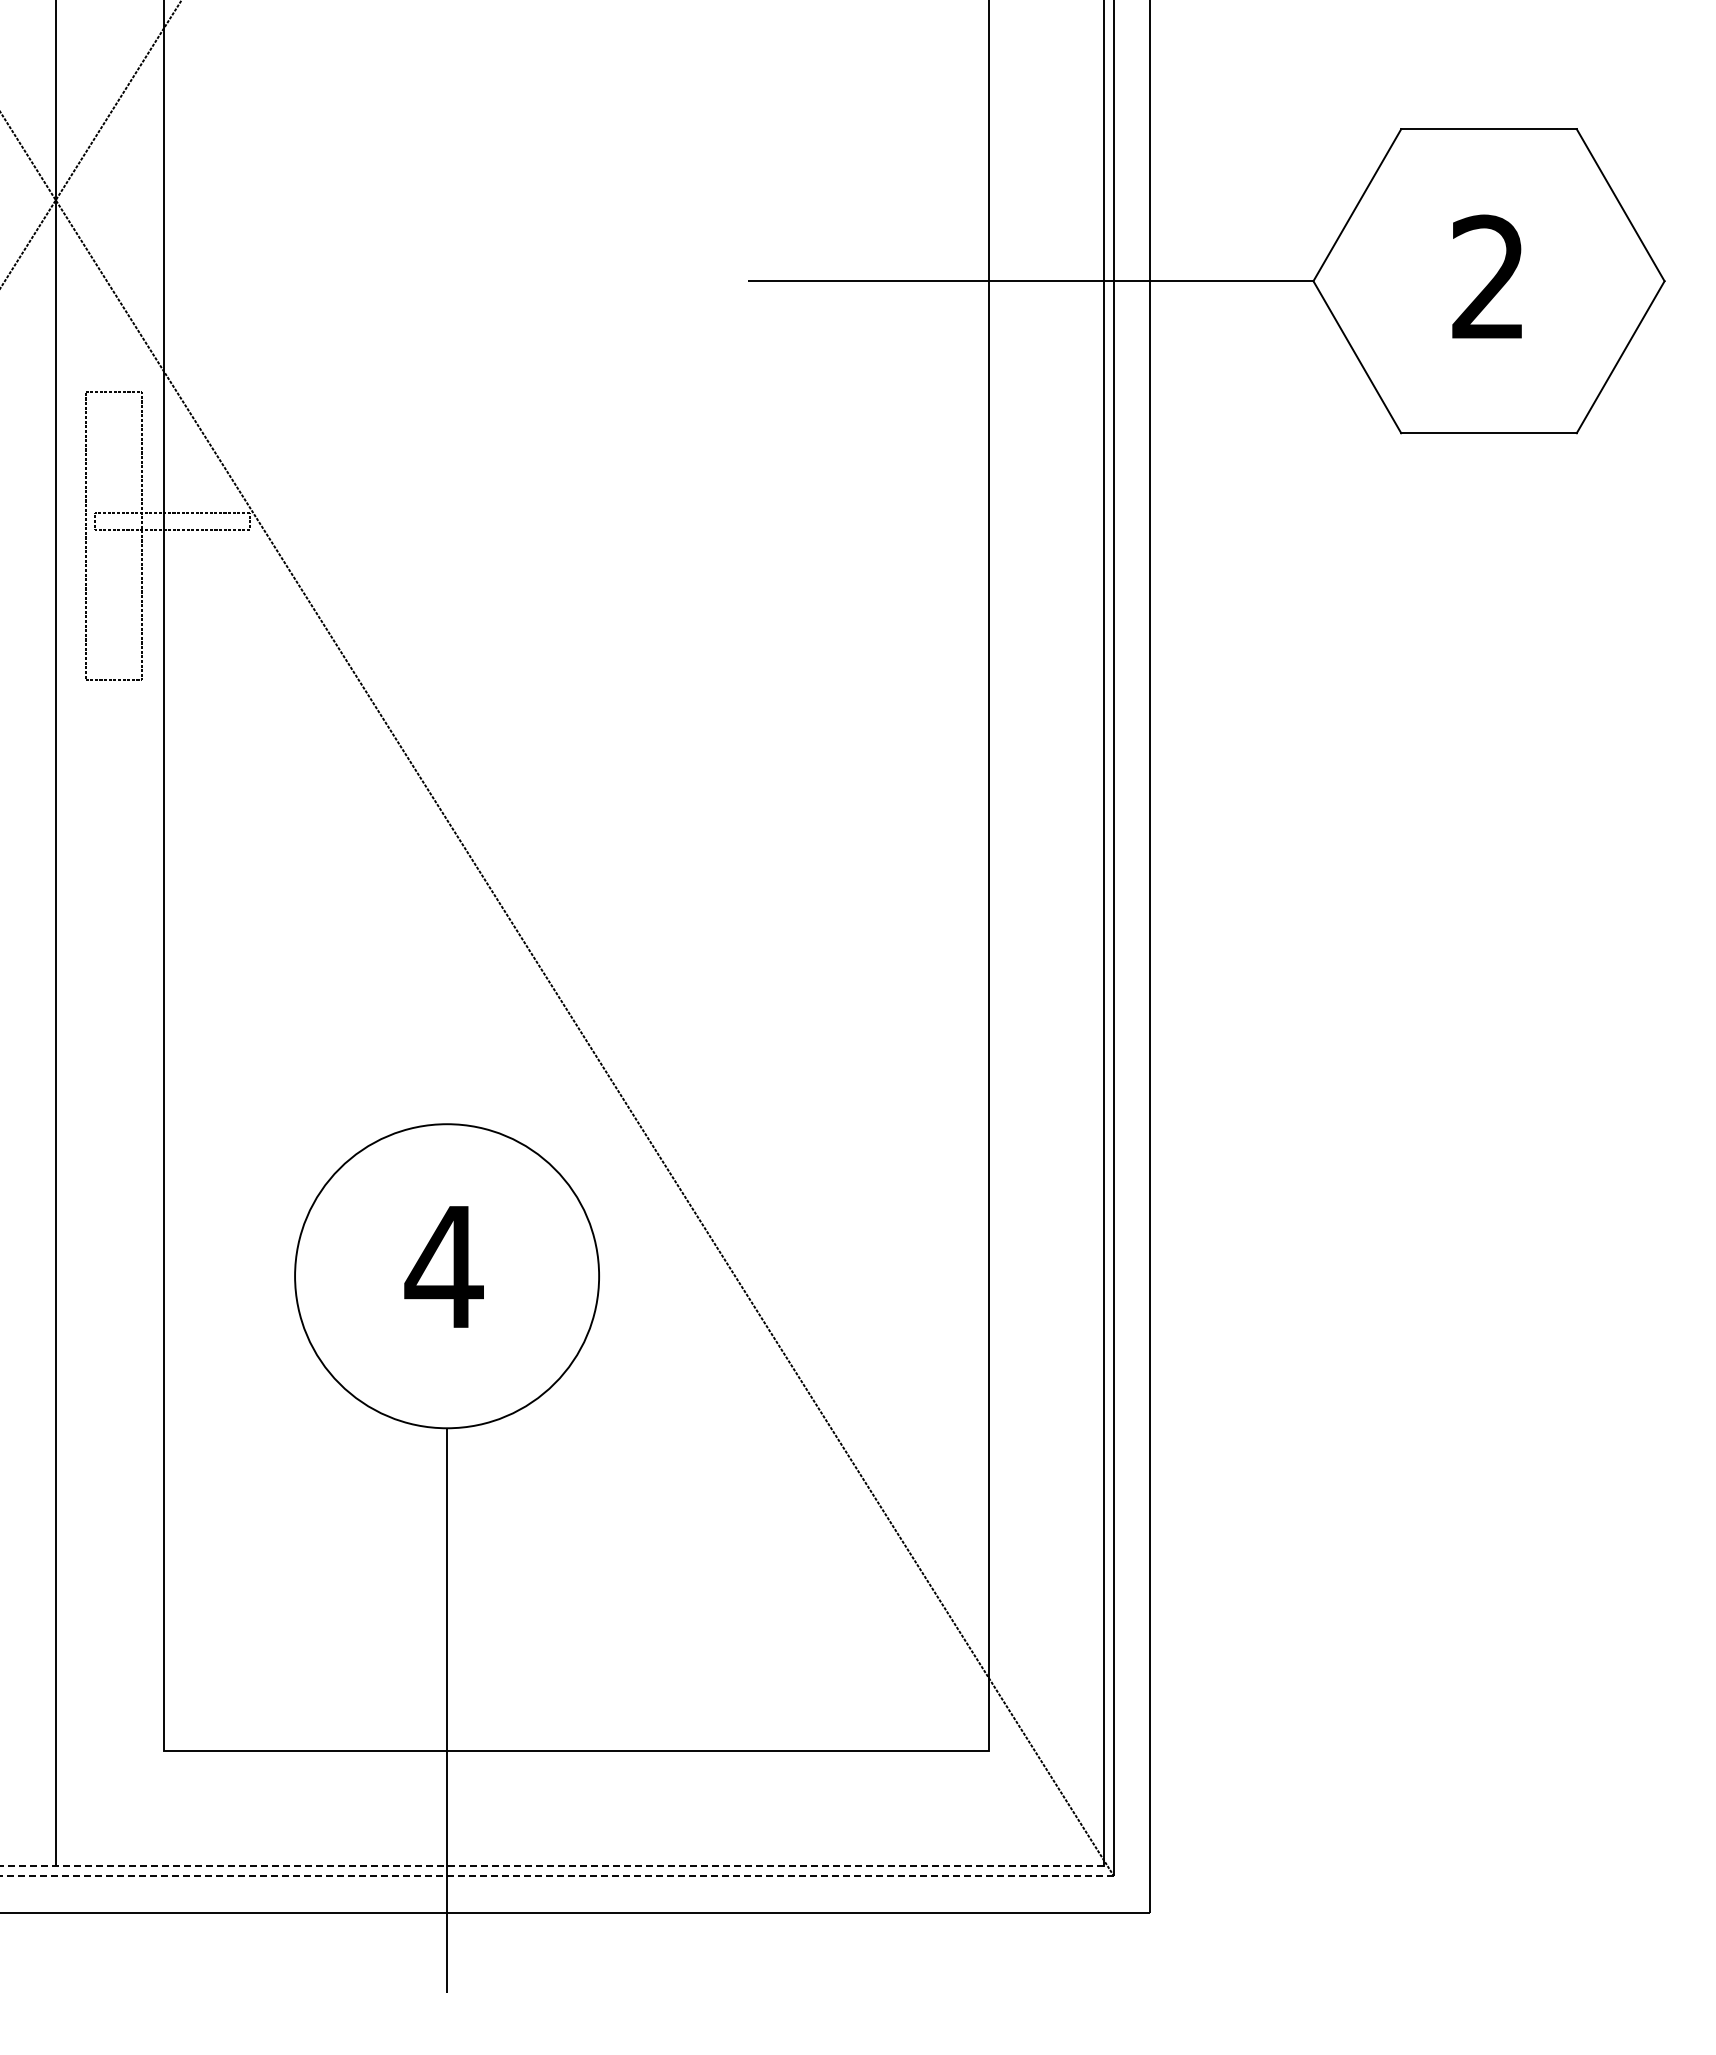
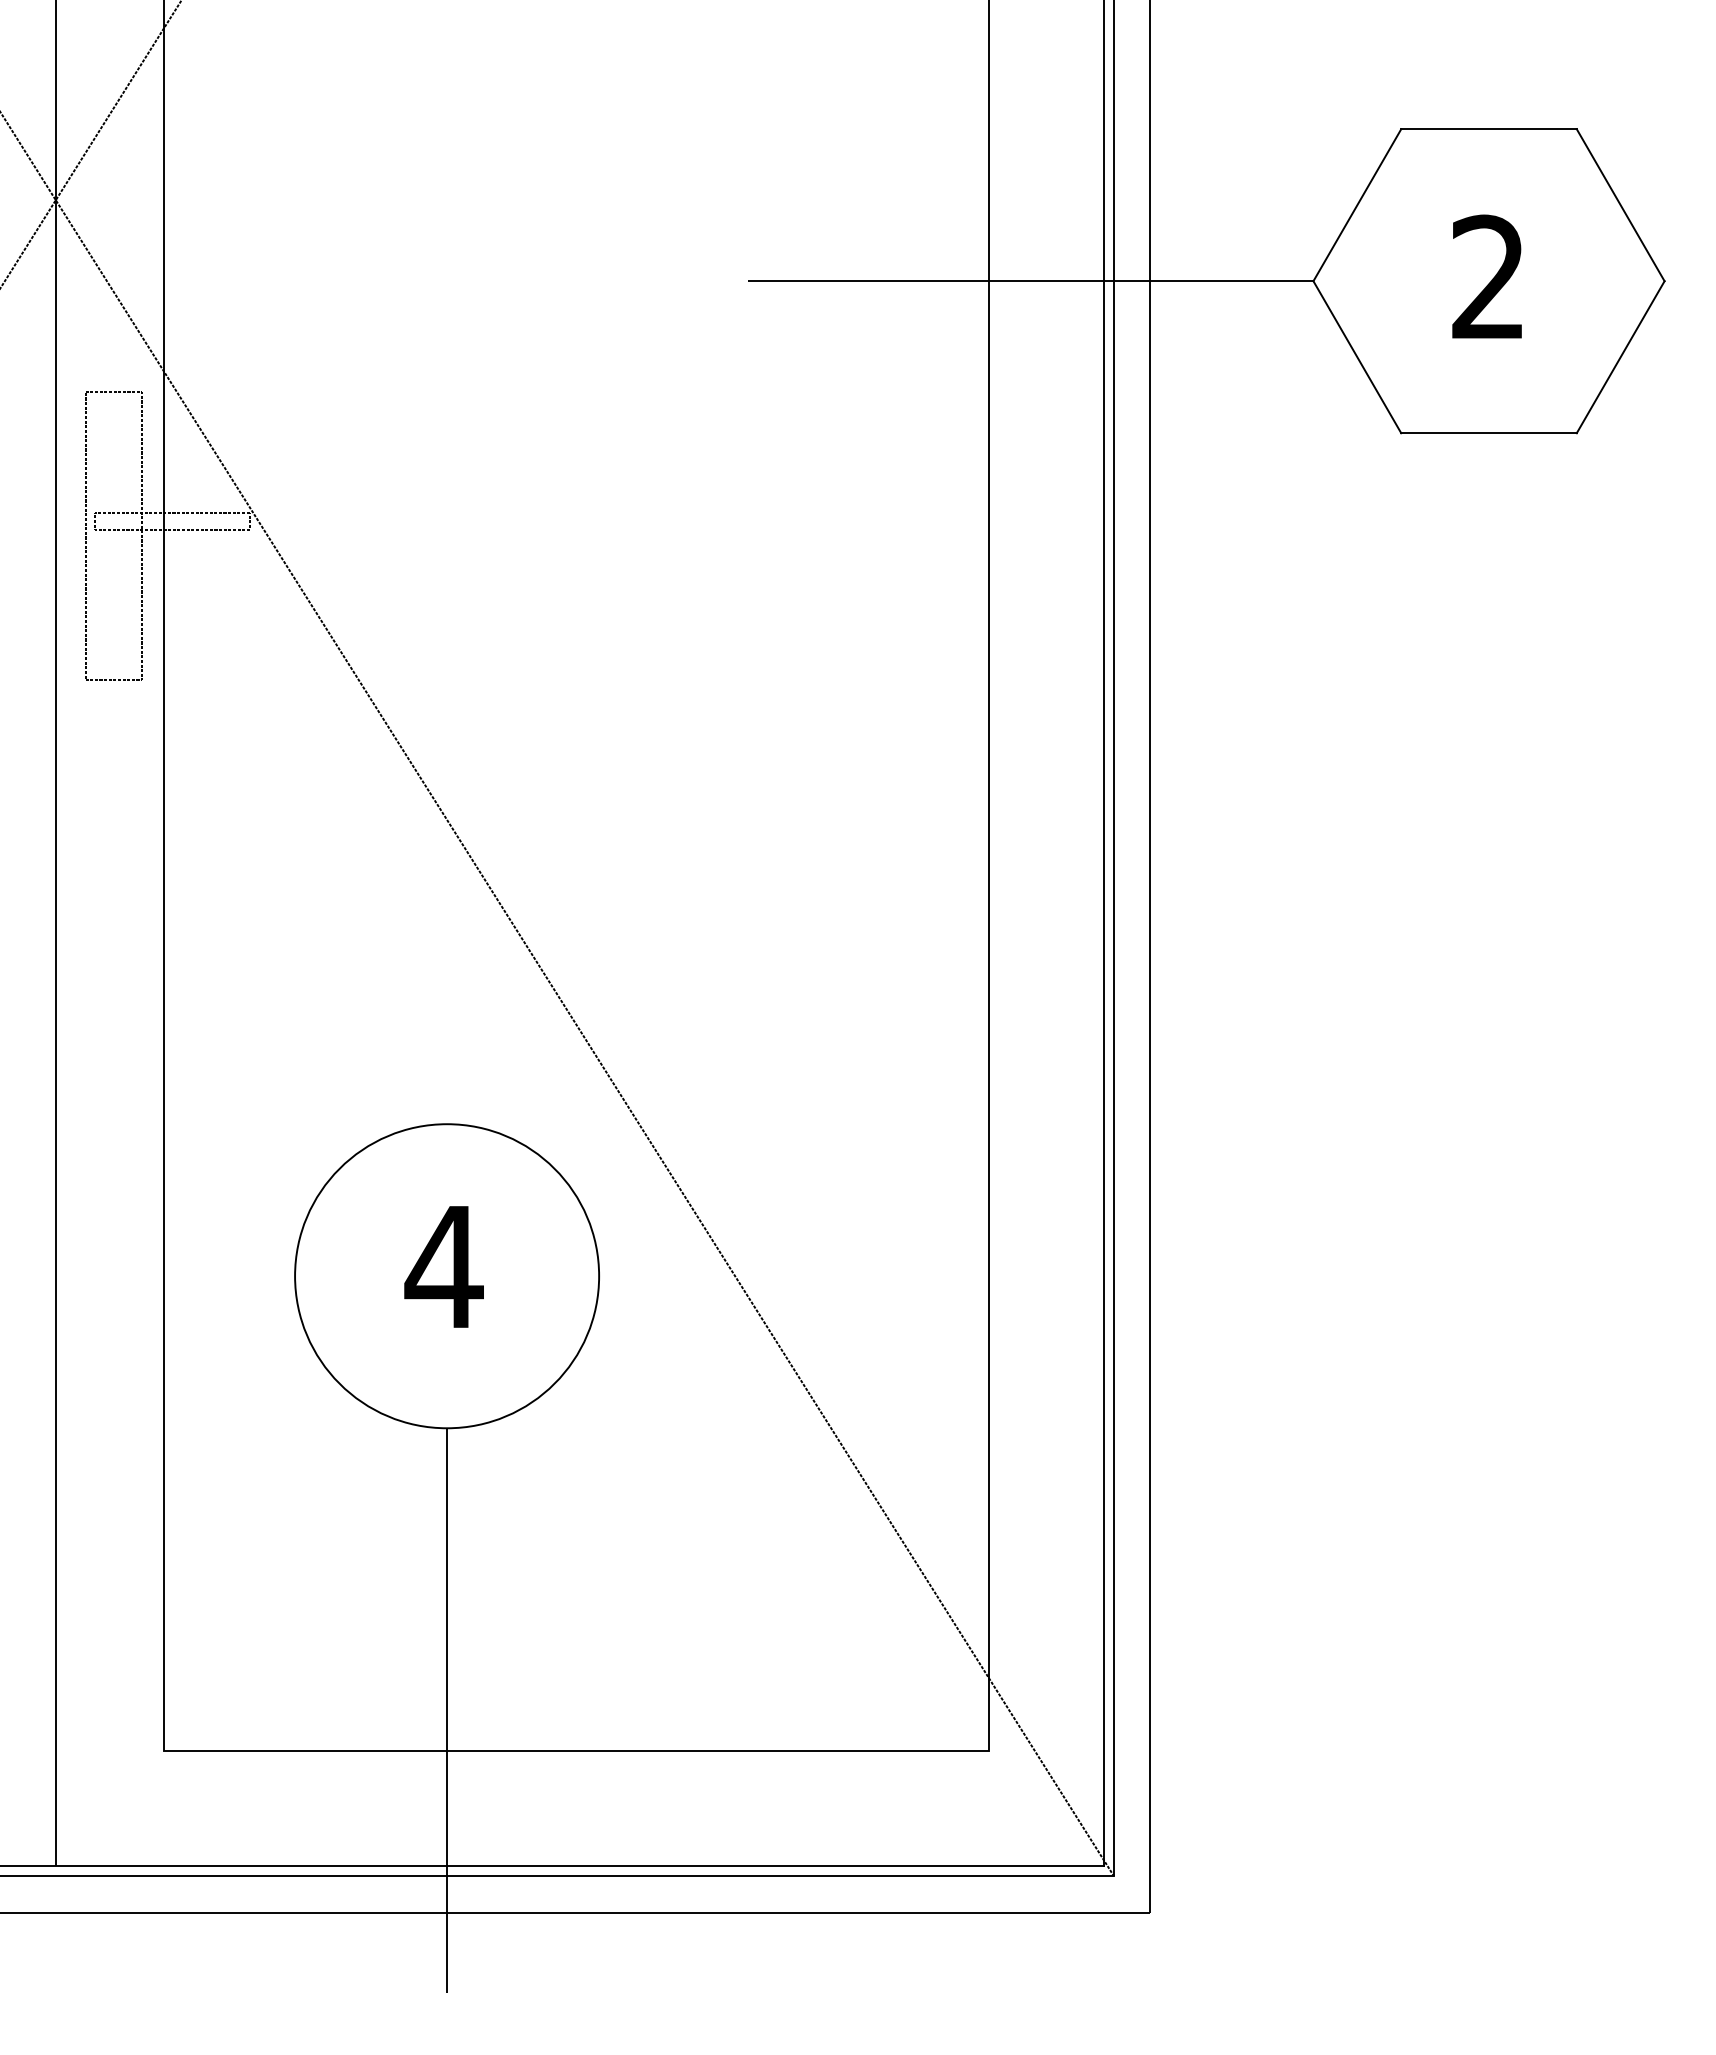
line: dashed -> solid (552, 1866)
line: dashed -> solid (557, 1876)
